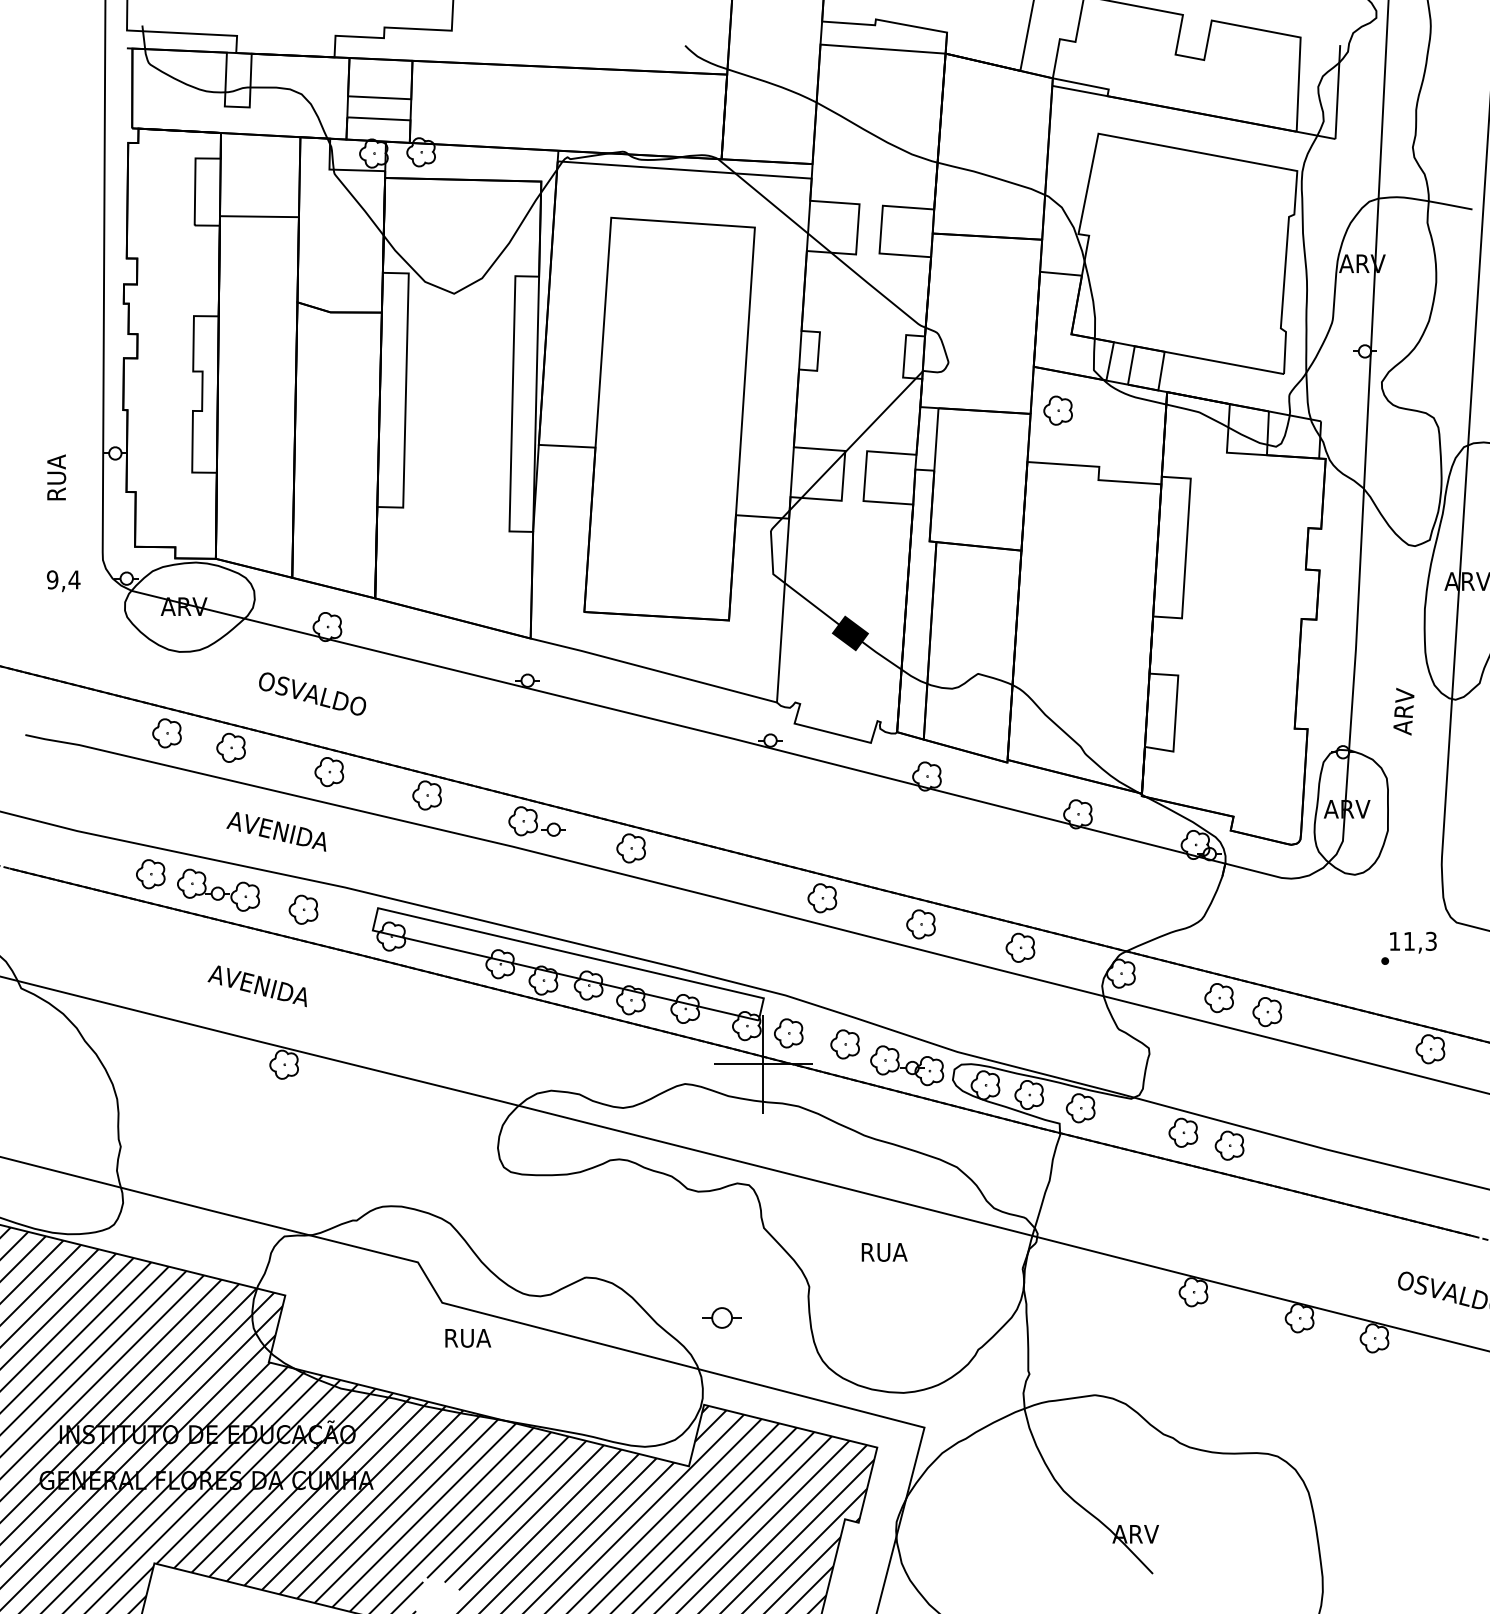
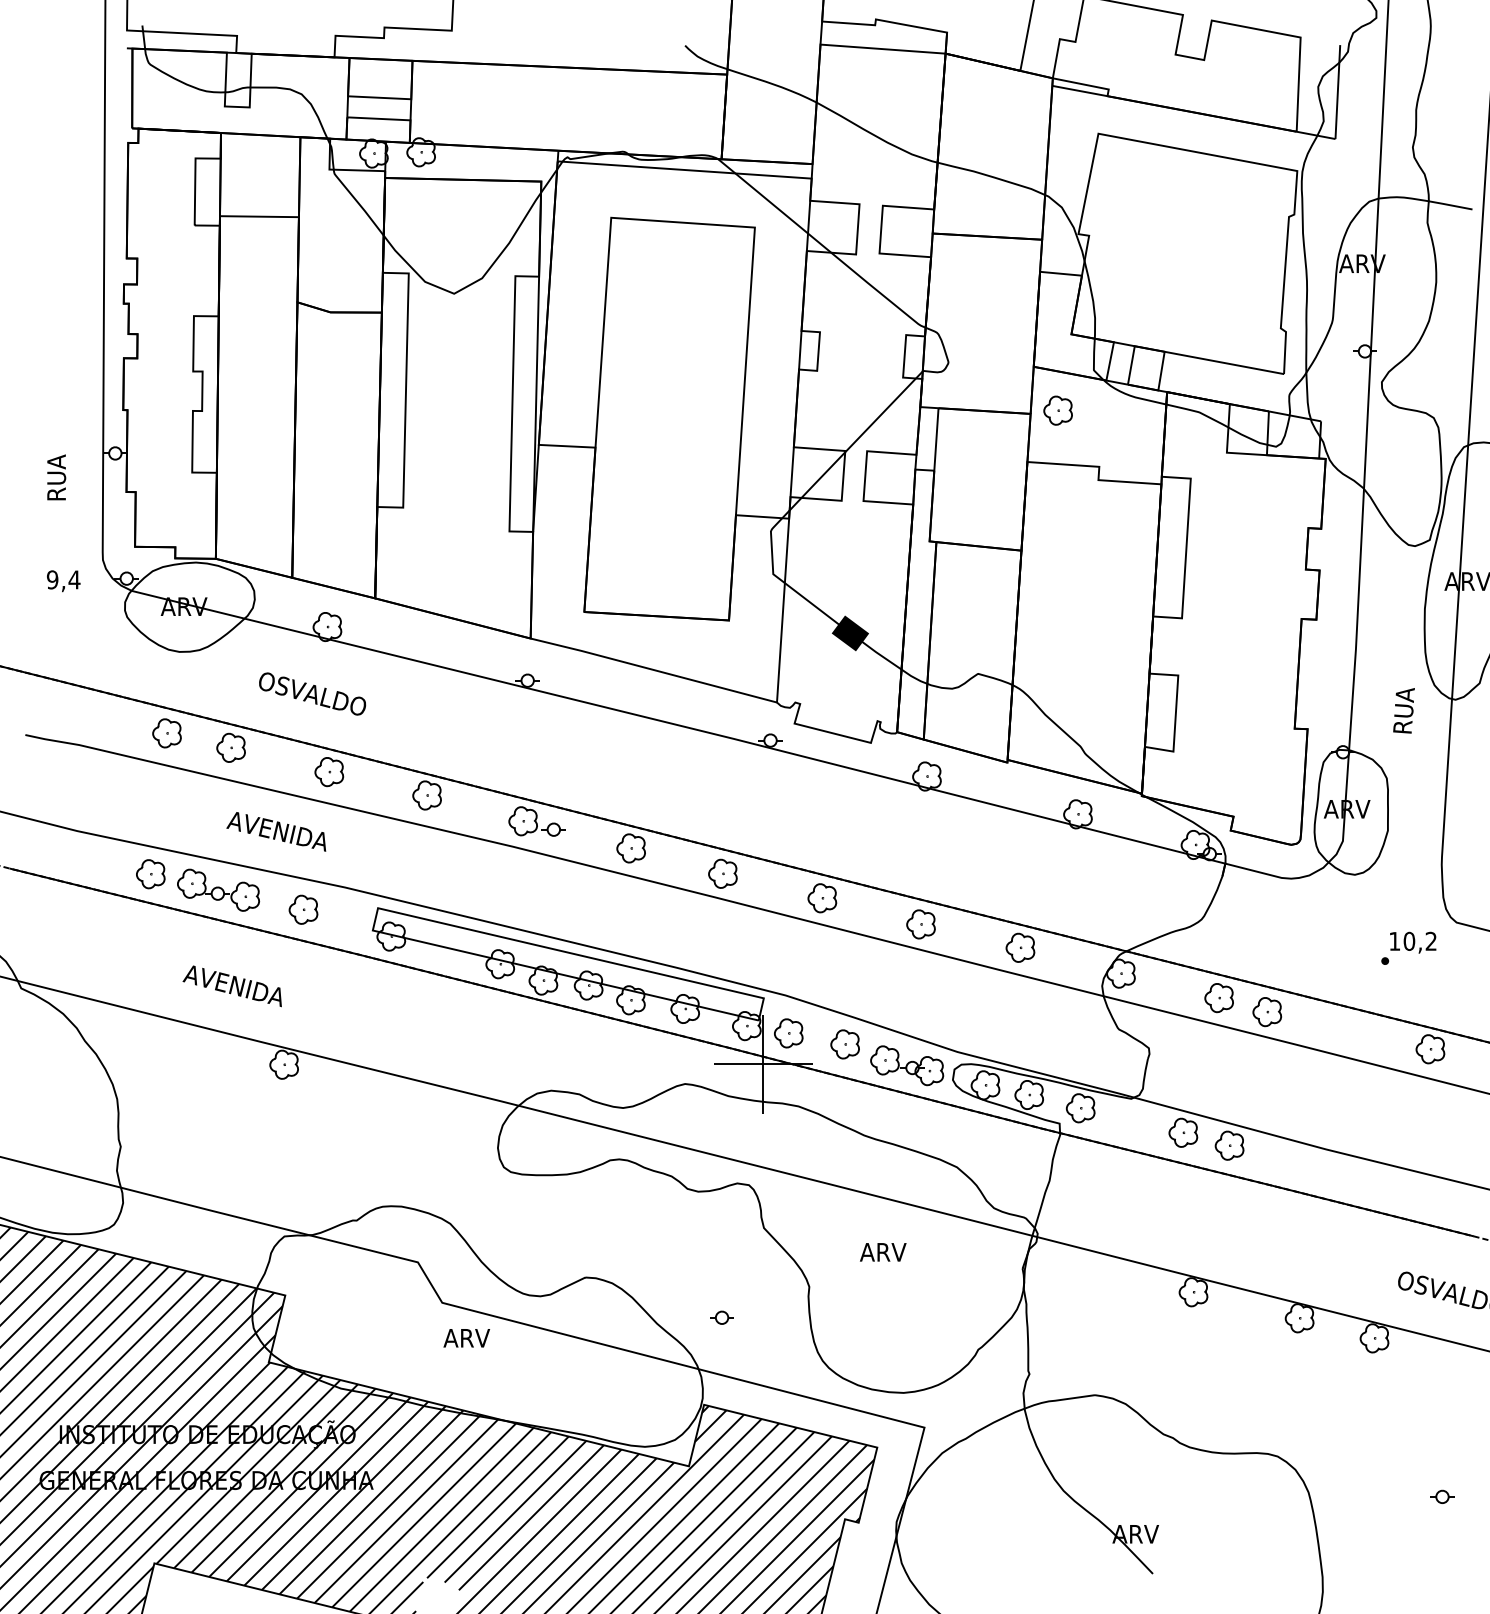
text: ARV -> RUA (1403, 711)
part: none -> present (722, 873)
text: 11,3 -> 10,2 (1419, 940)
text position: (256, 986) -> (231, 986) (231, 986)
text: RUA -> ARV (883, 1252)
part size: 40x22 px -> 24x15 px (721, 1317)
text: RUA -> ARV (467, 1338)
part: none -> present (1442, 1496)
